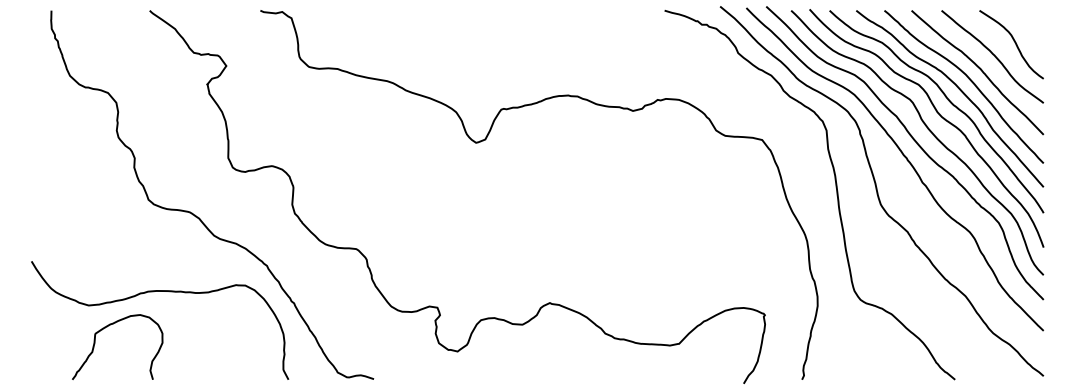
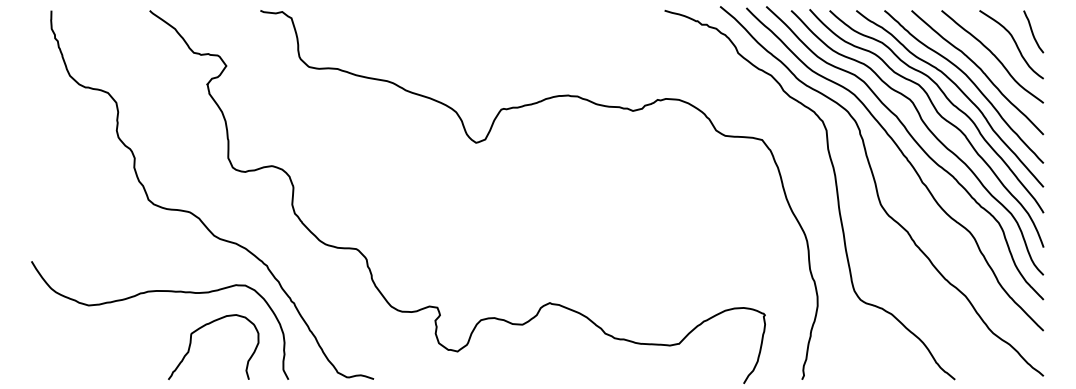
curve: none -> present (1032, 31)
curve position: (107, 327) -> (203, 327) (203, 327)
